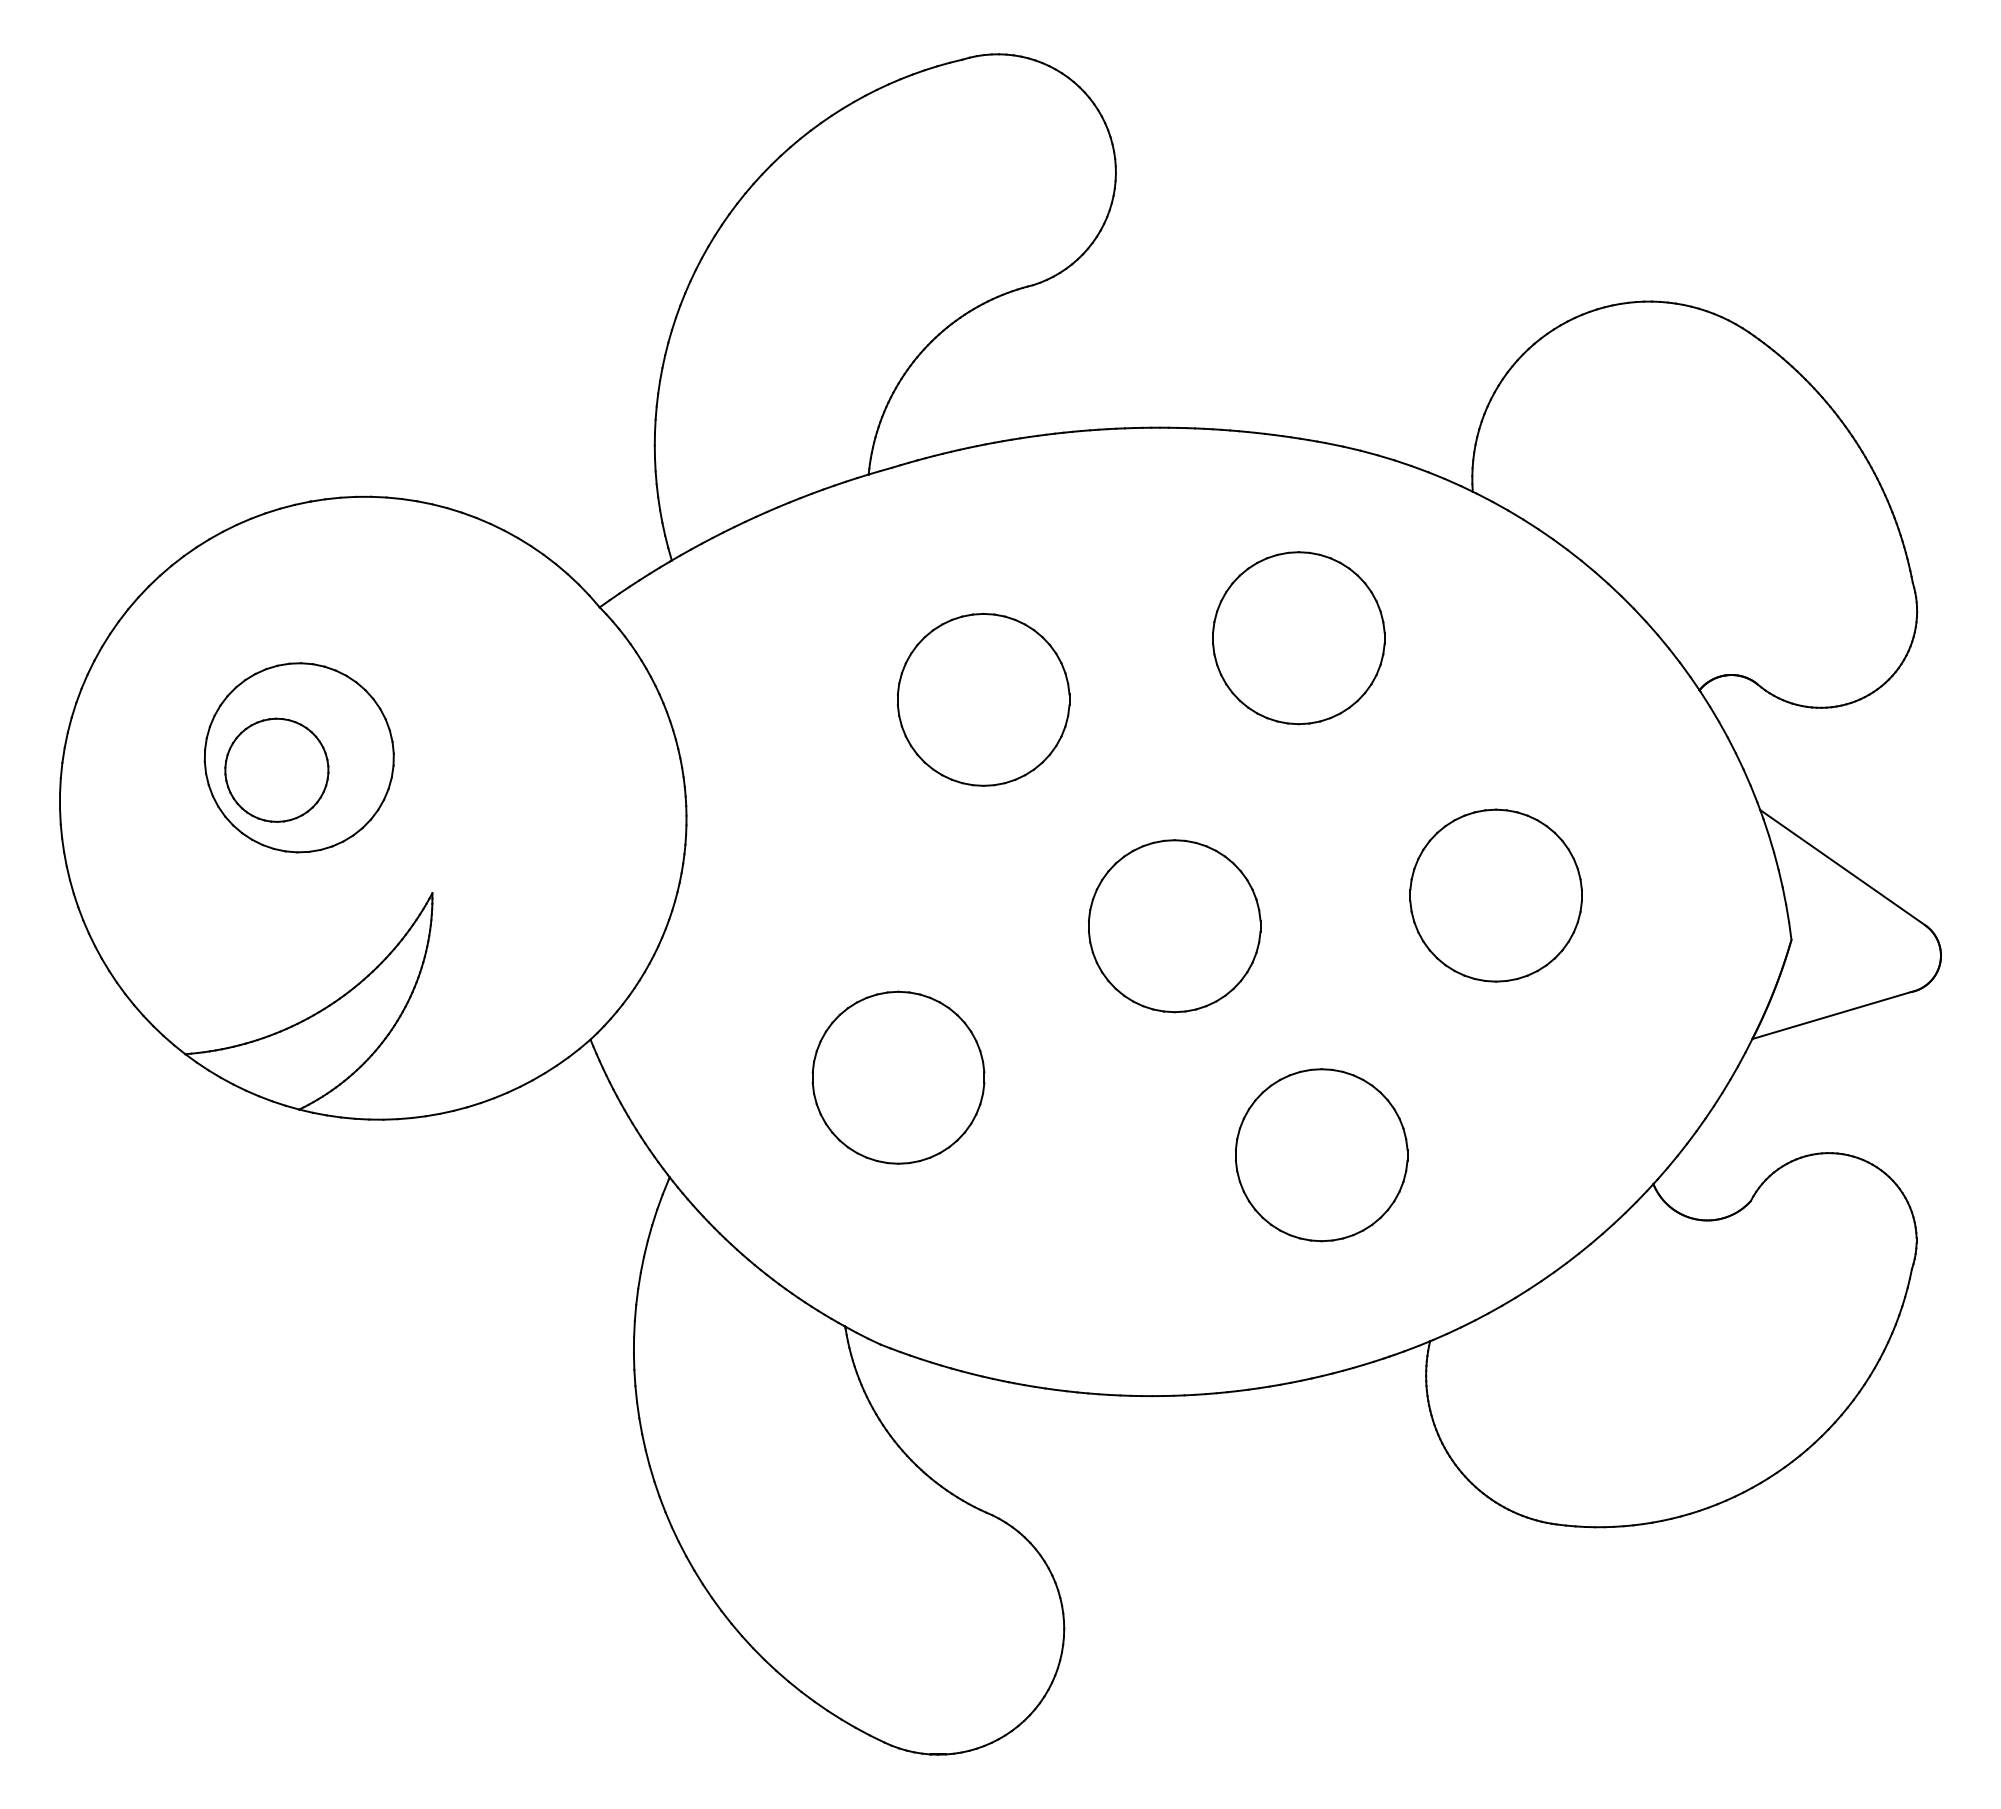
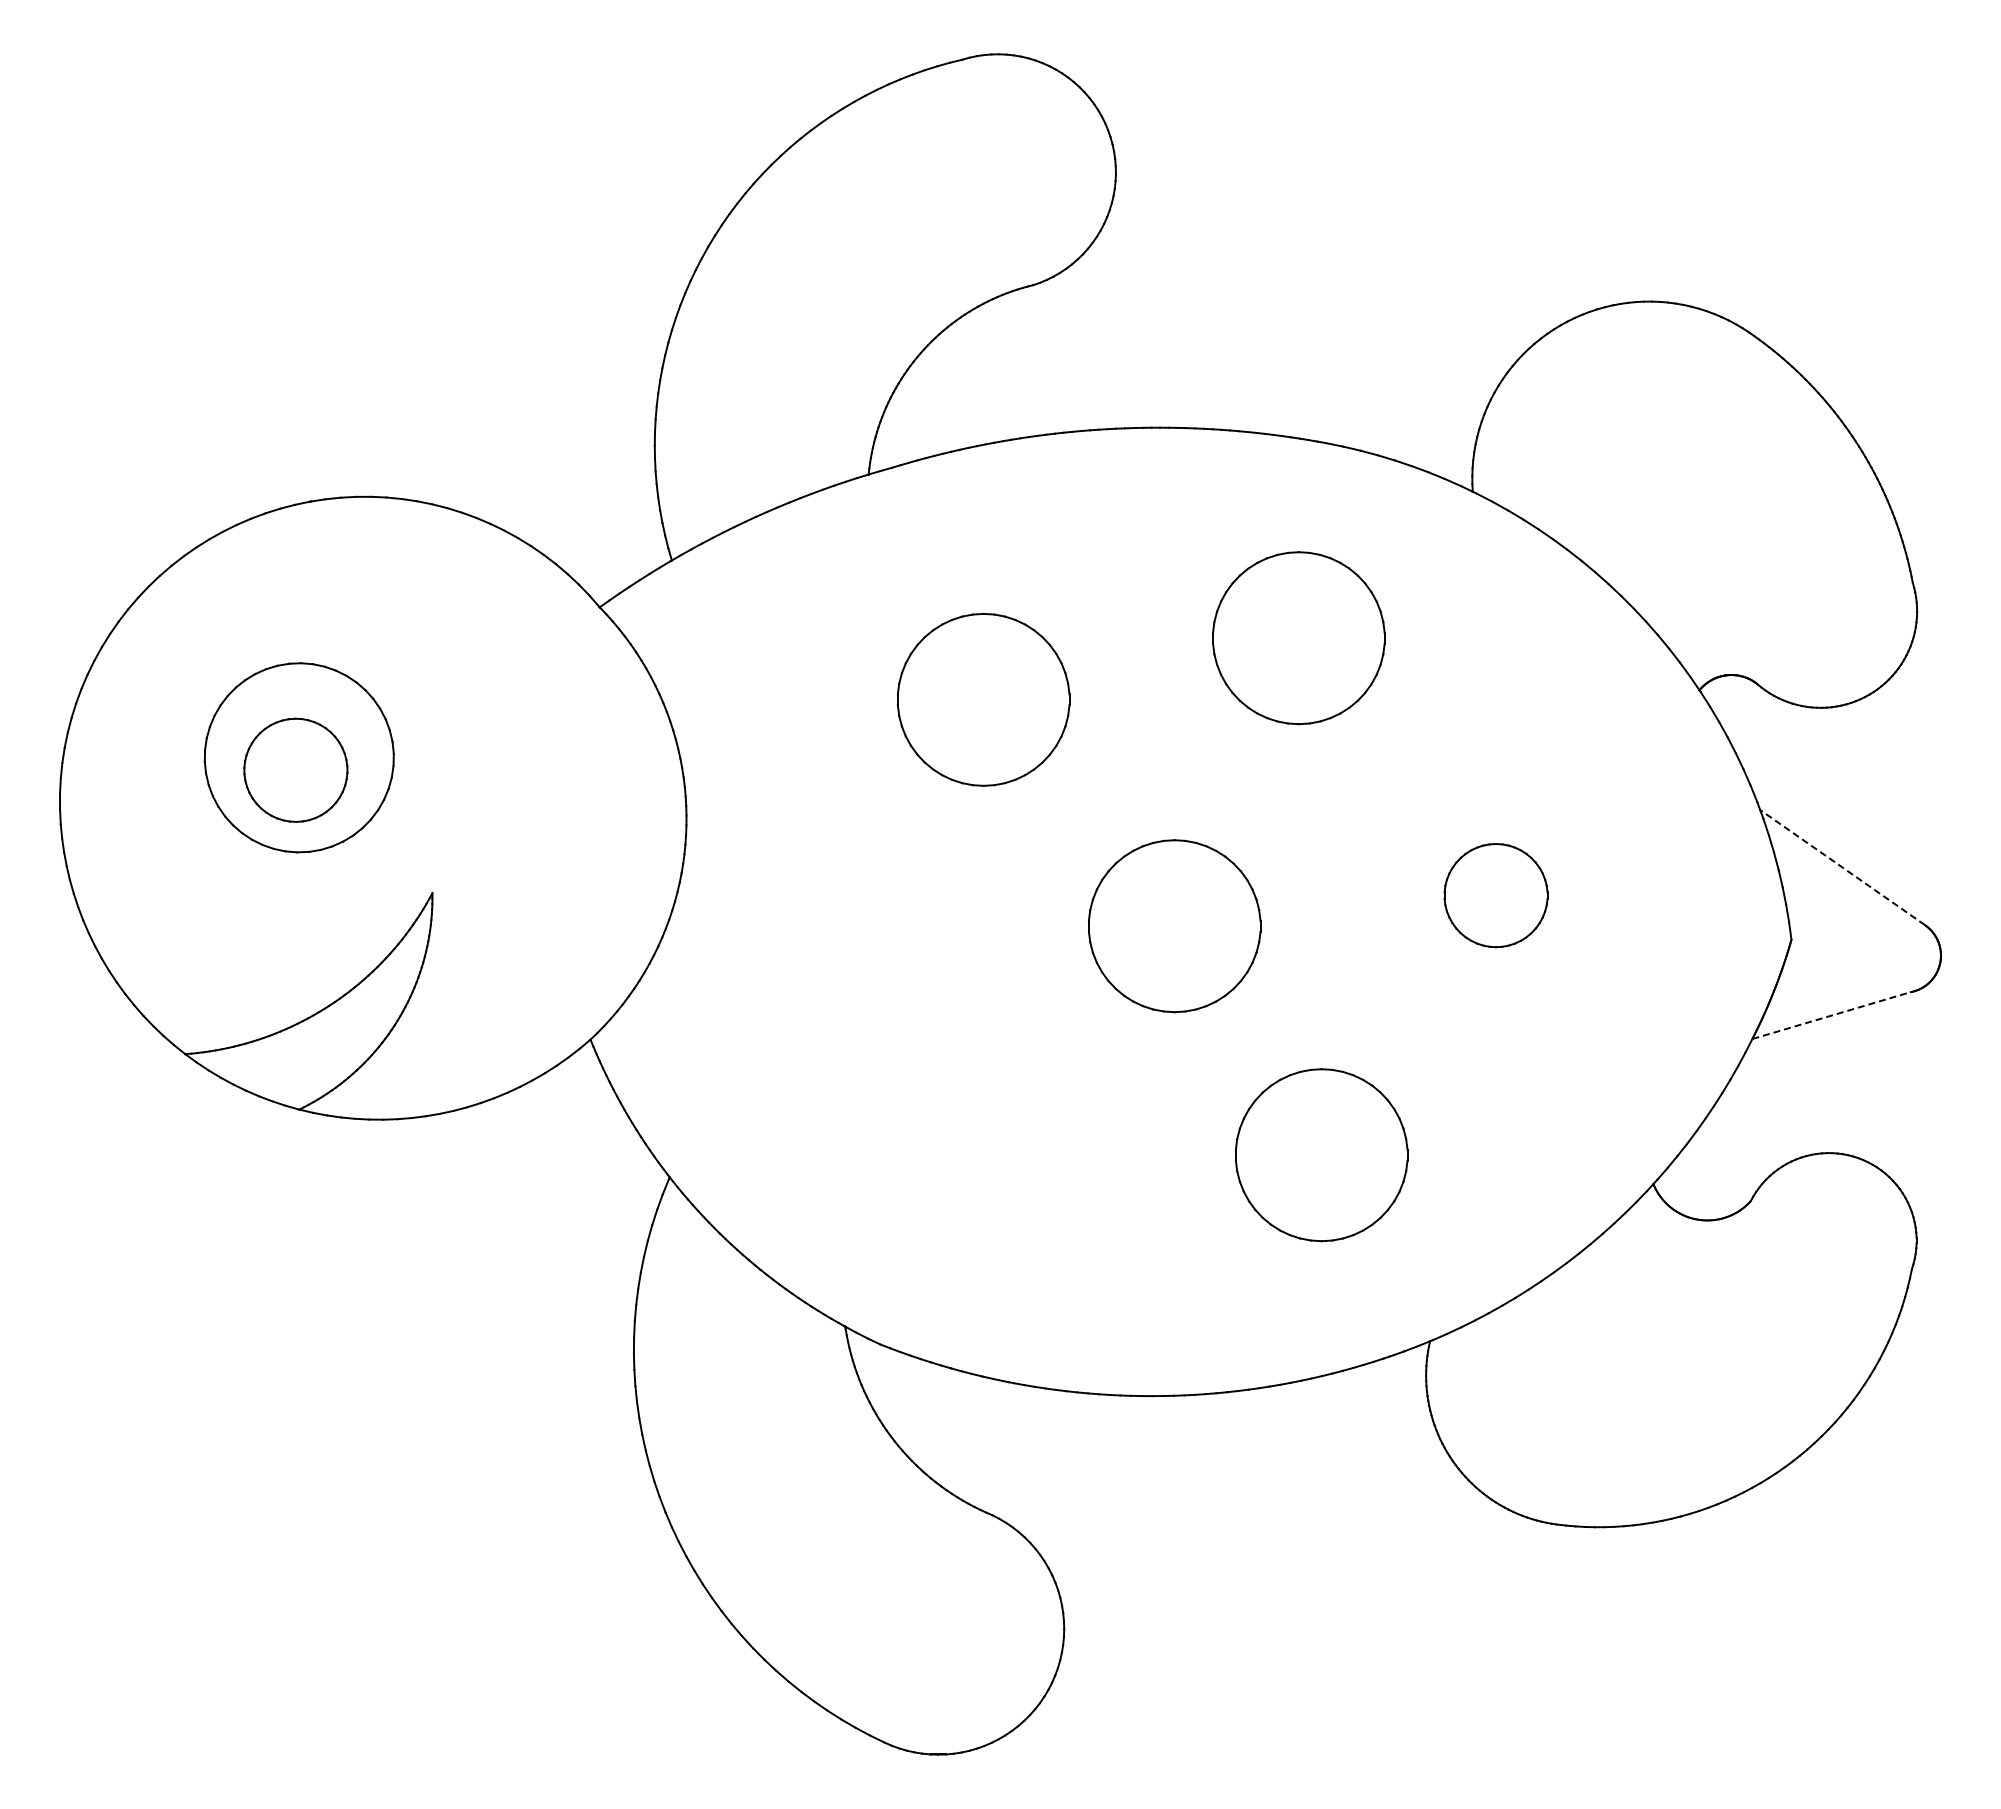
part position: (276, 769) -> (295, 769) (295, 769)
line: solid -> dashed (1842, 867)
part size: 174x175 px -> 106x106 px (1495, 895)
line: solid -> dashed (1831, 1015)
part: present -> none (898, 1077)
